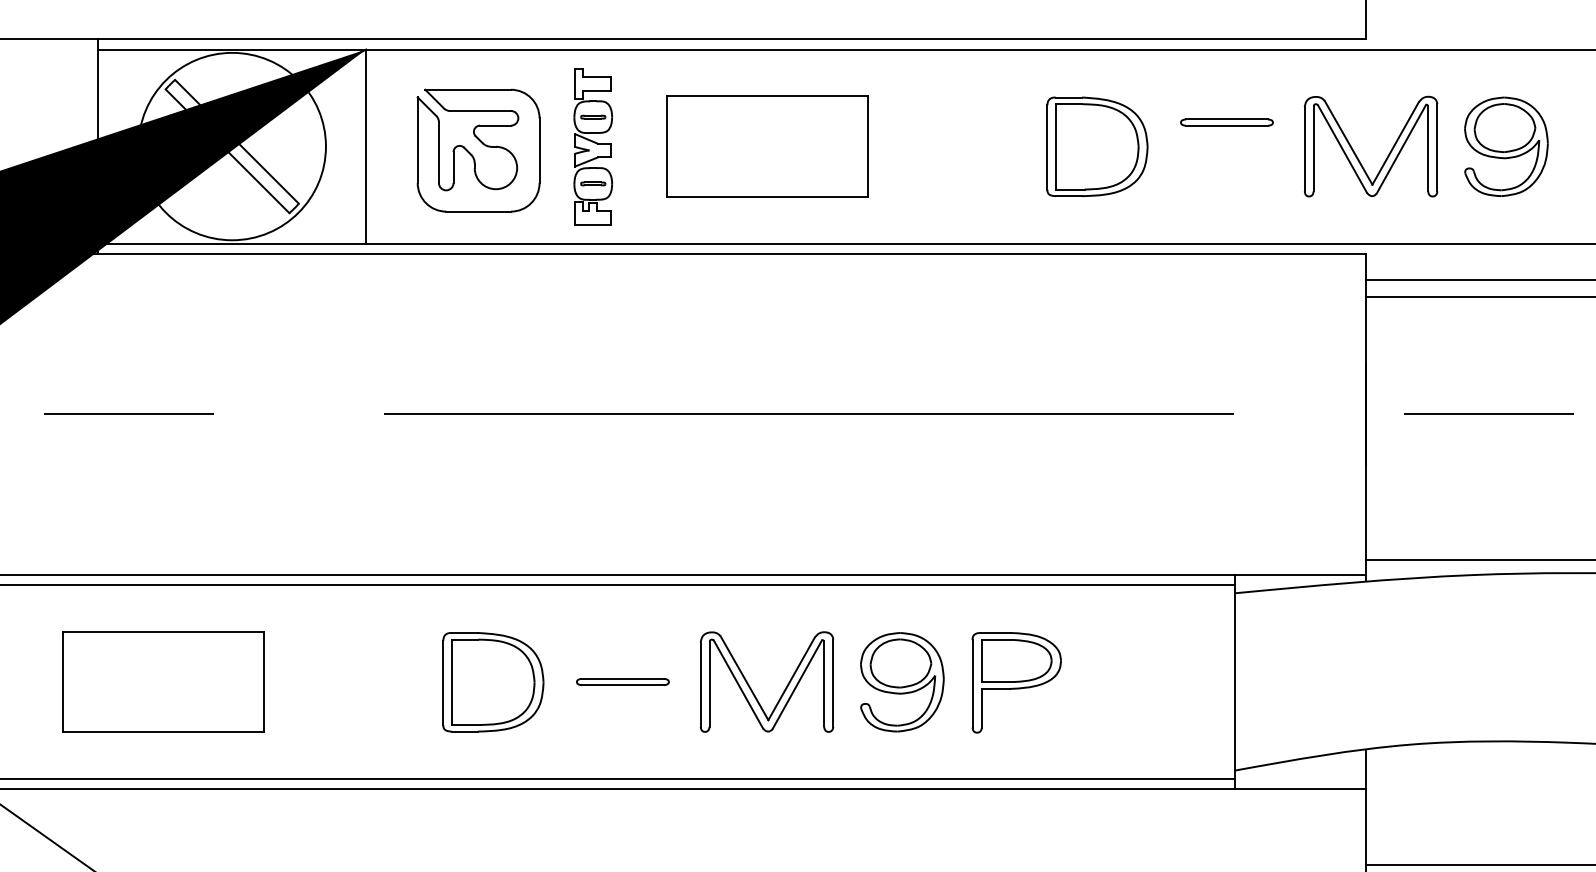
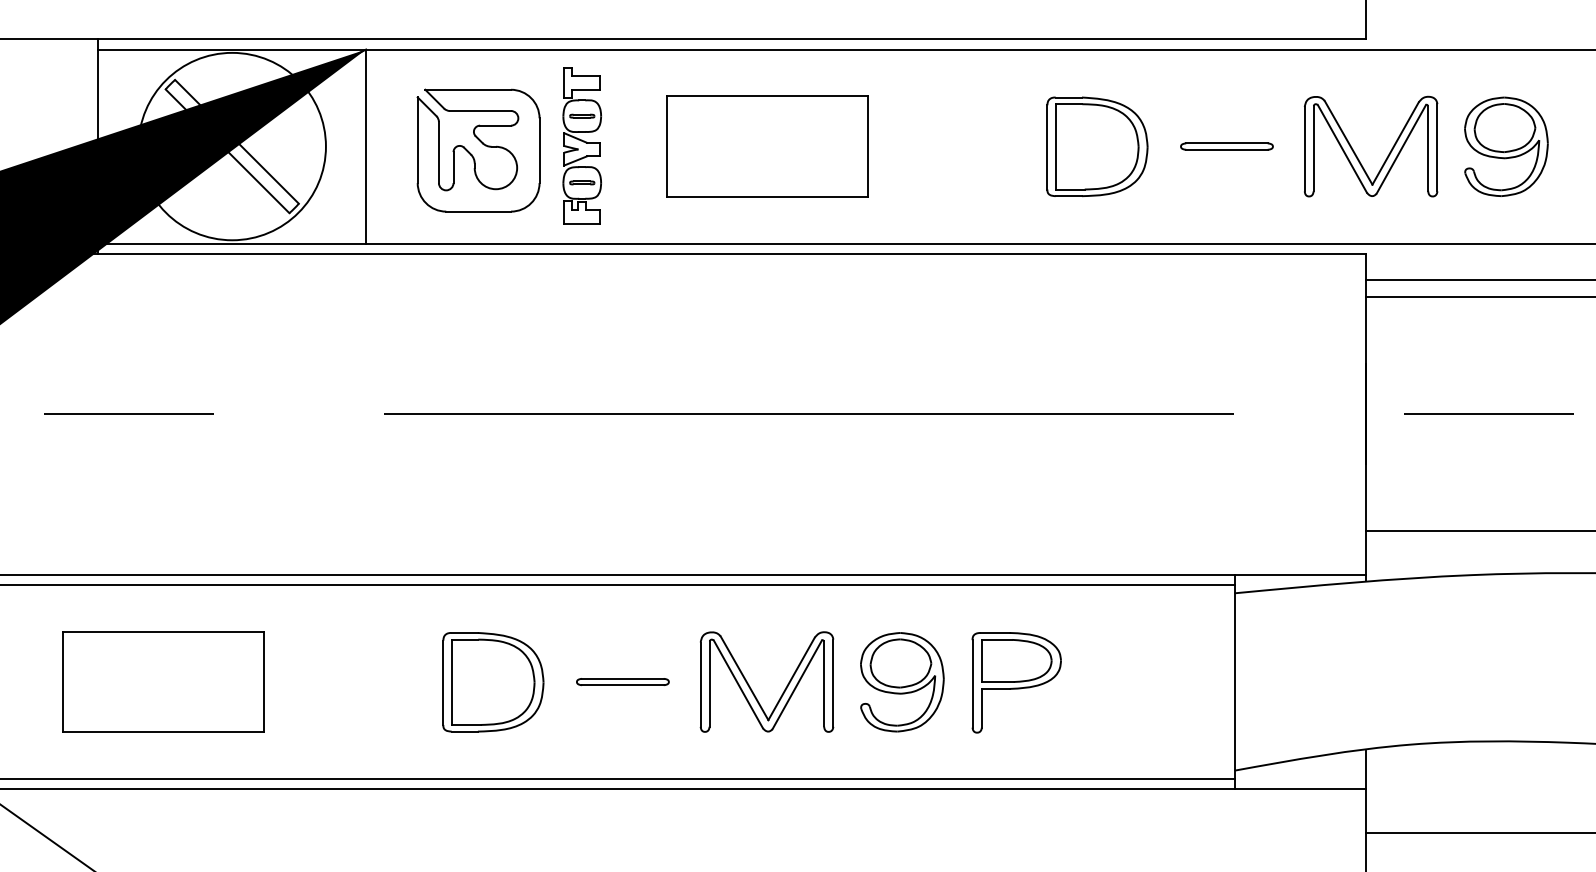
part position: (1226, 122) -> (1226, 146) (1226, 146)
part position: (592, 146) -> (581, 145) (581, 145)
line position: (1479, 560) -> (1479, 531) (1479, 531)
line position: (1479, 864) -> (1479, 832) (1479, 832)
